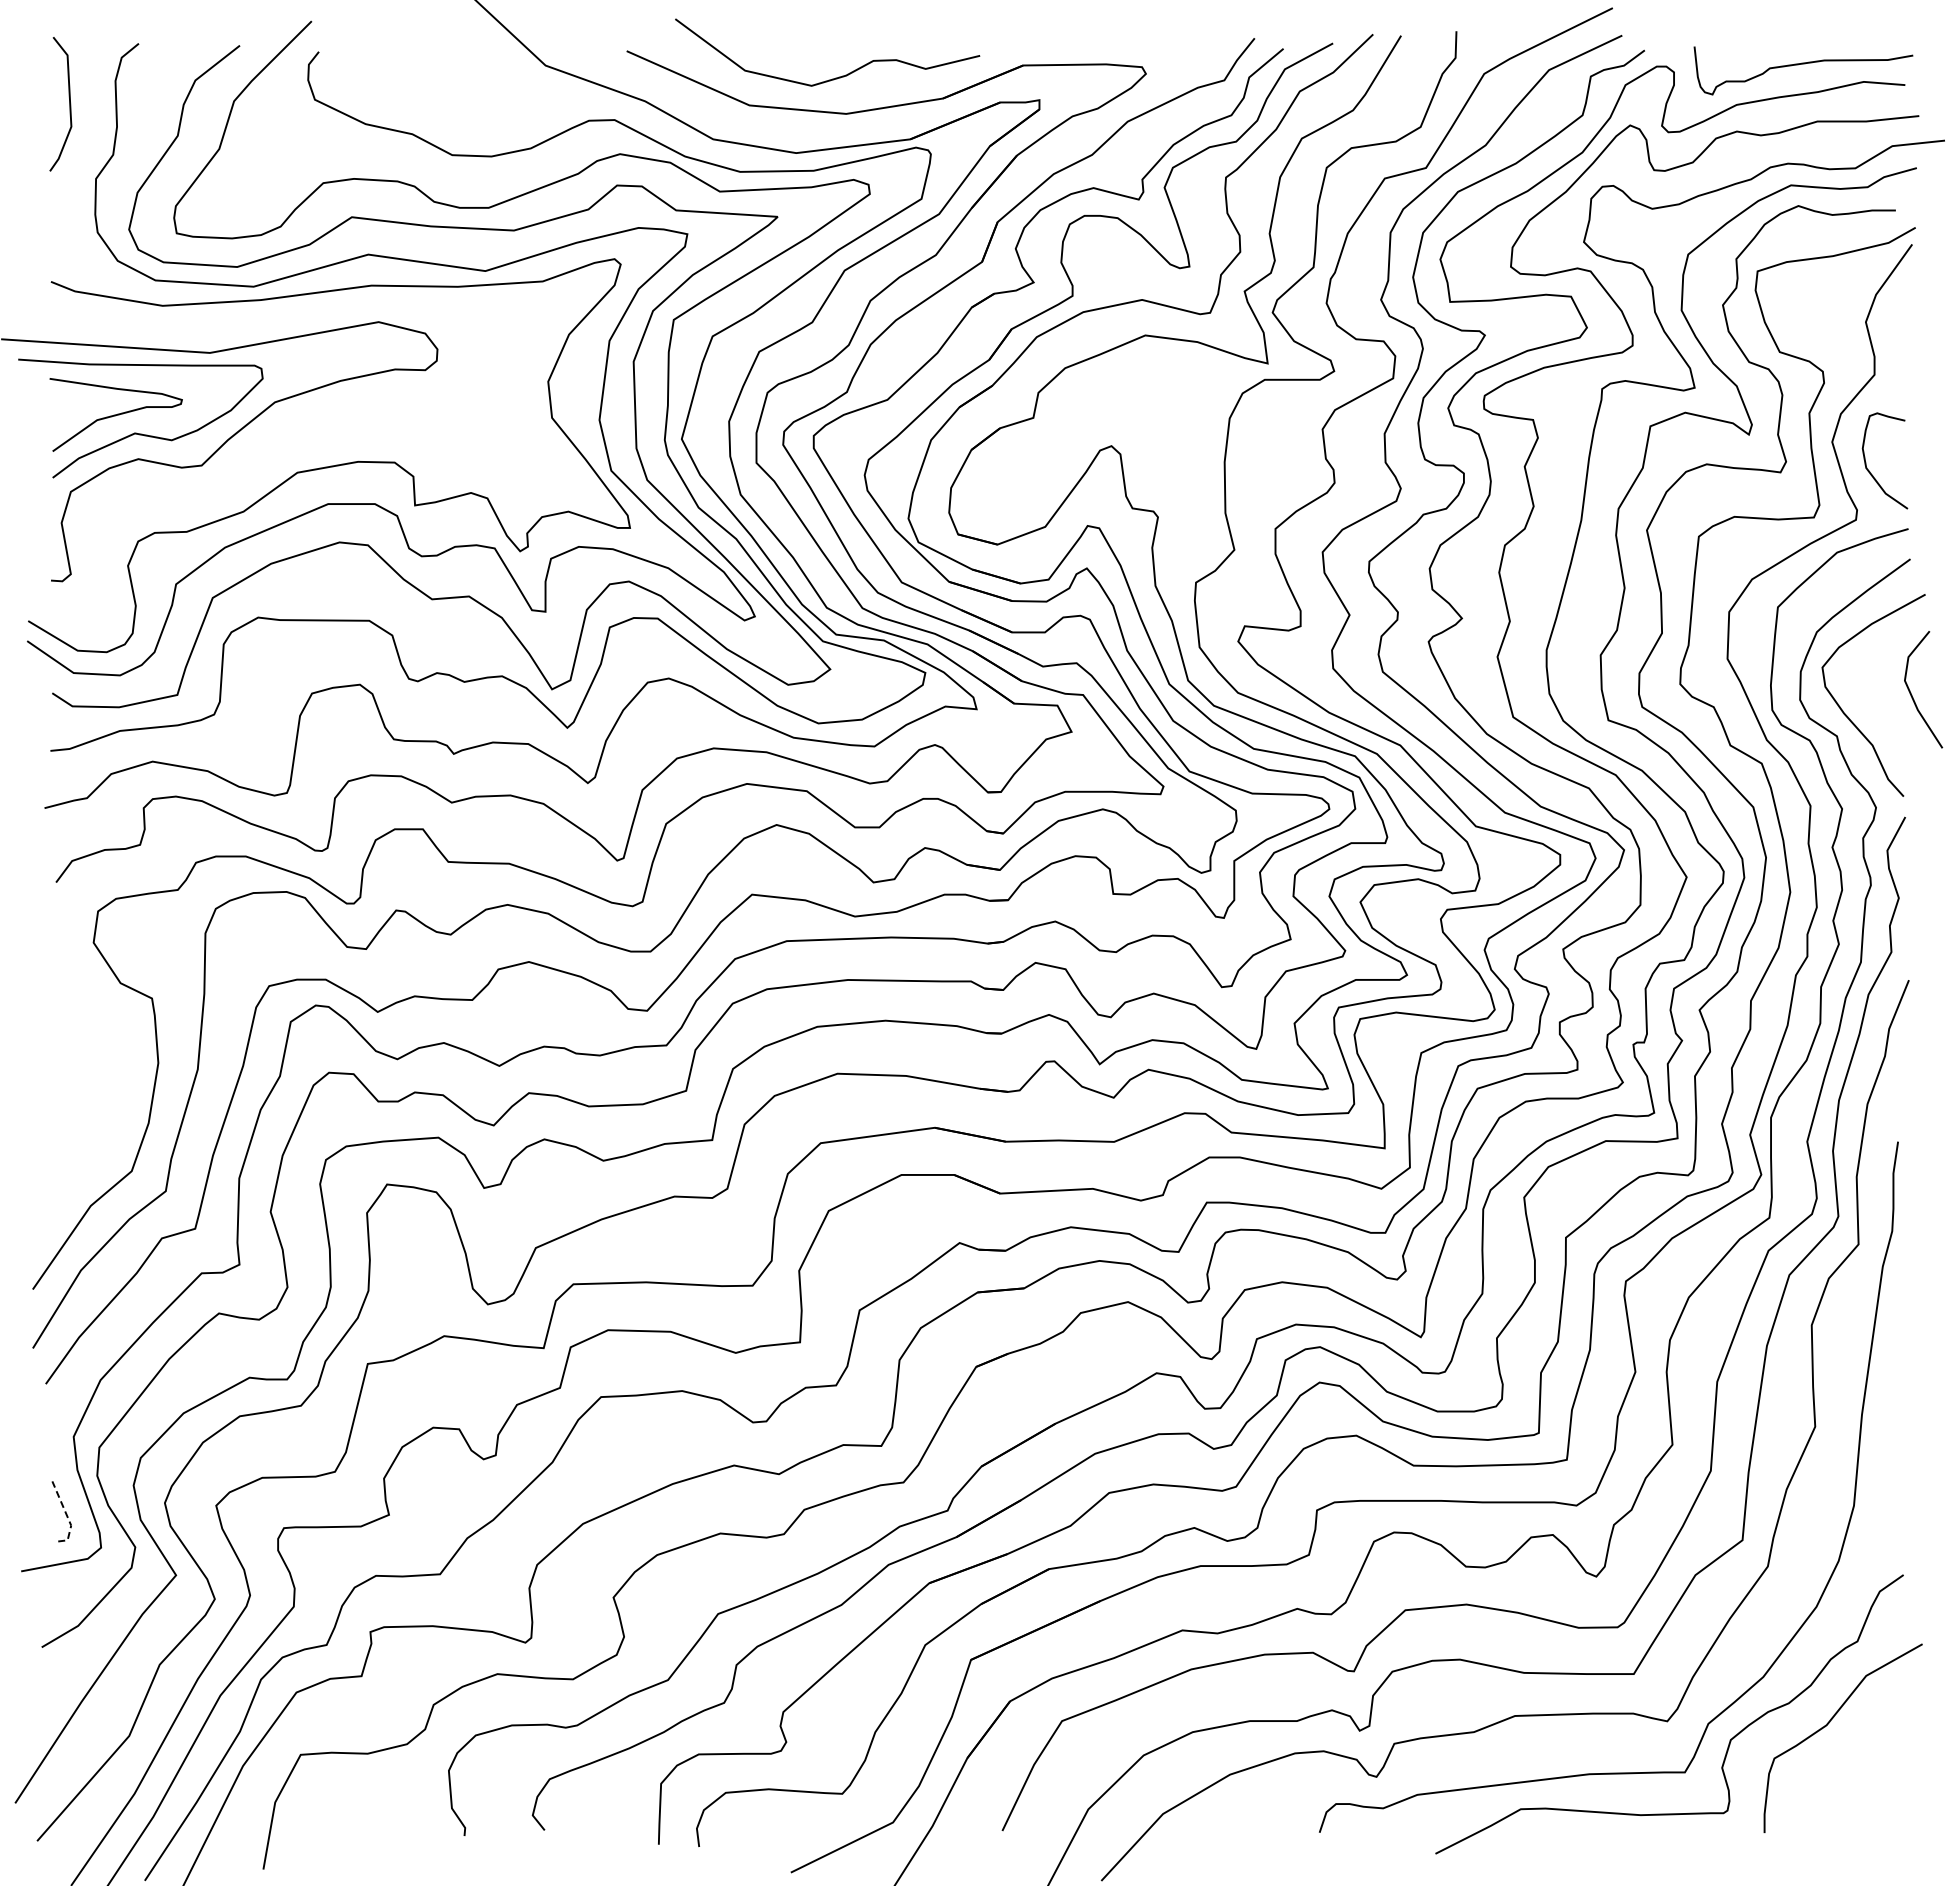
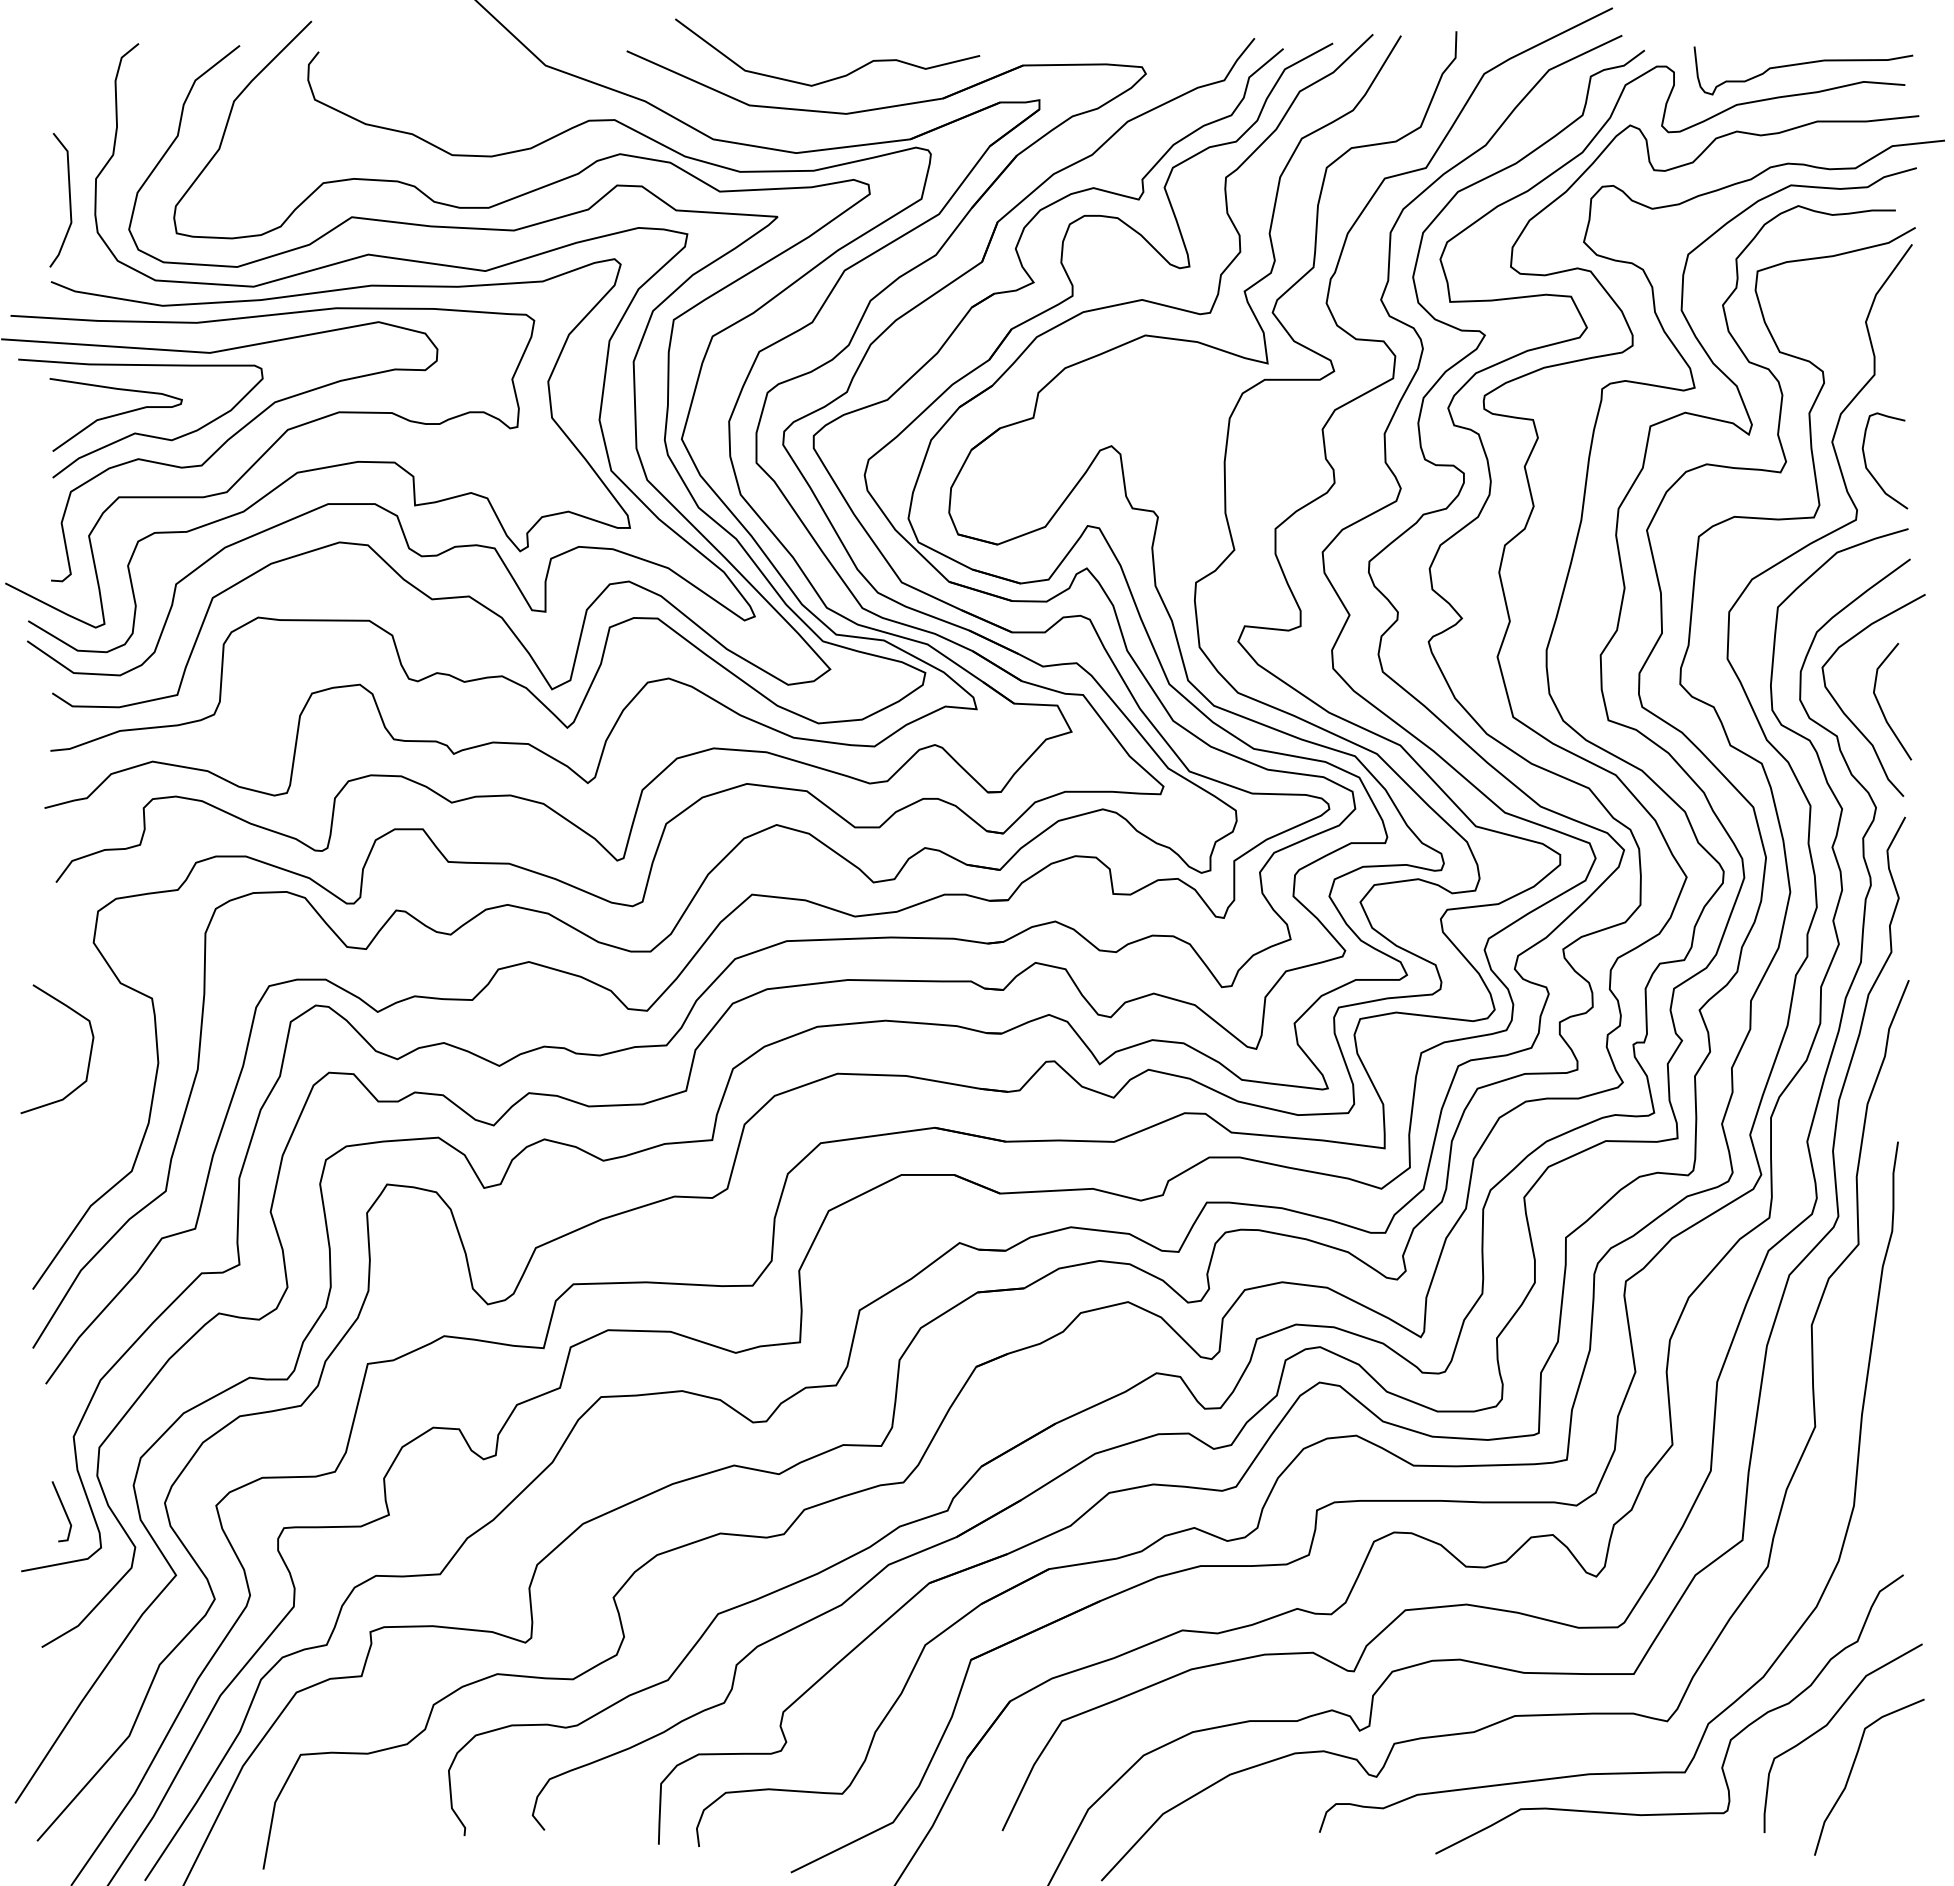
line position: (69, 104) -> (69, 200) (69, 200)
curve: none -> present (261, 458)
line position: (1911, 692) -> (1880, 704) (1880, 704)
curve: none -> present (89, 1054)
line: dashed -> solid (67, 1515)
curve: none -> present (1852, 1770)
